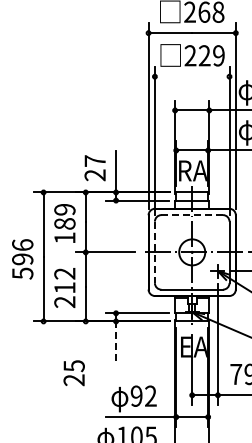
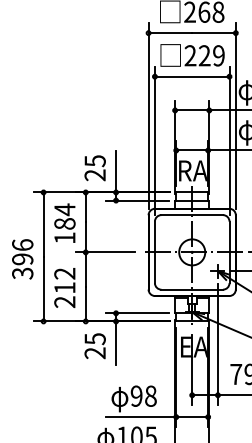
line: none -> present (191, 76)
text: 27 -> 25 (94, 161)
text: 189 -> 184 (64, 209)
line: dashed -> solid (192, 215)
line: dashed -> solid (154, 252)
text: 596 -> 396 (22, 272)
line: dashed -> solid (116, 342)
text position: (73, 373) -> (94, 346) (94, 346)
text: 92 -> 98 (150, 395)
